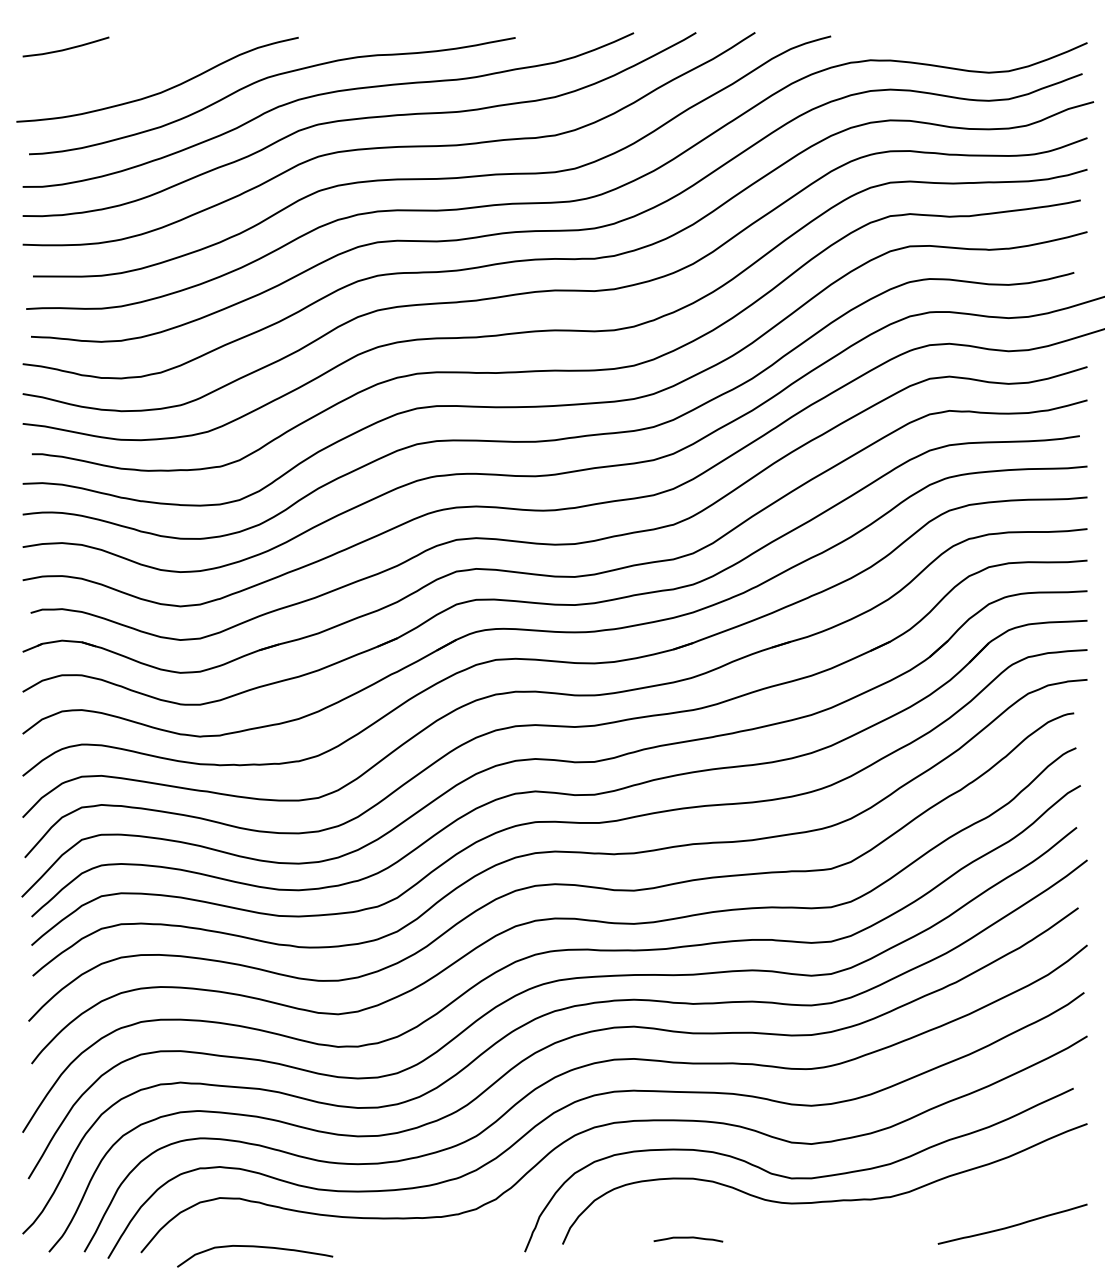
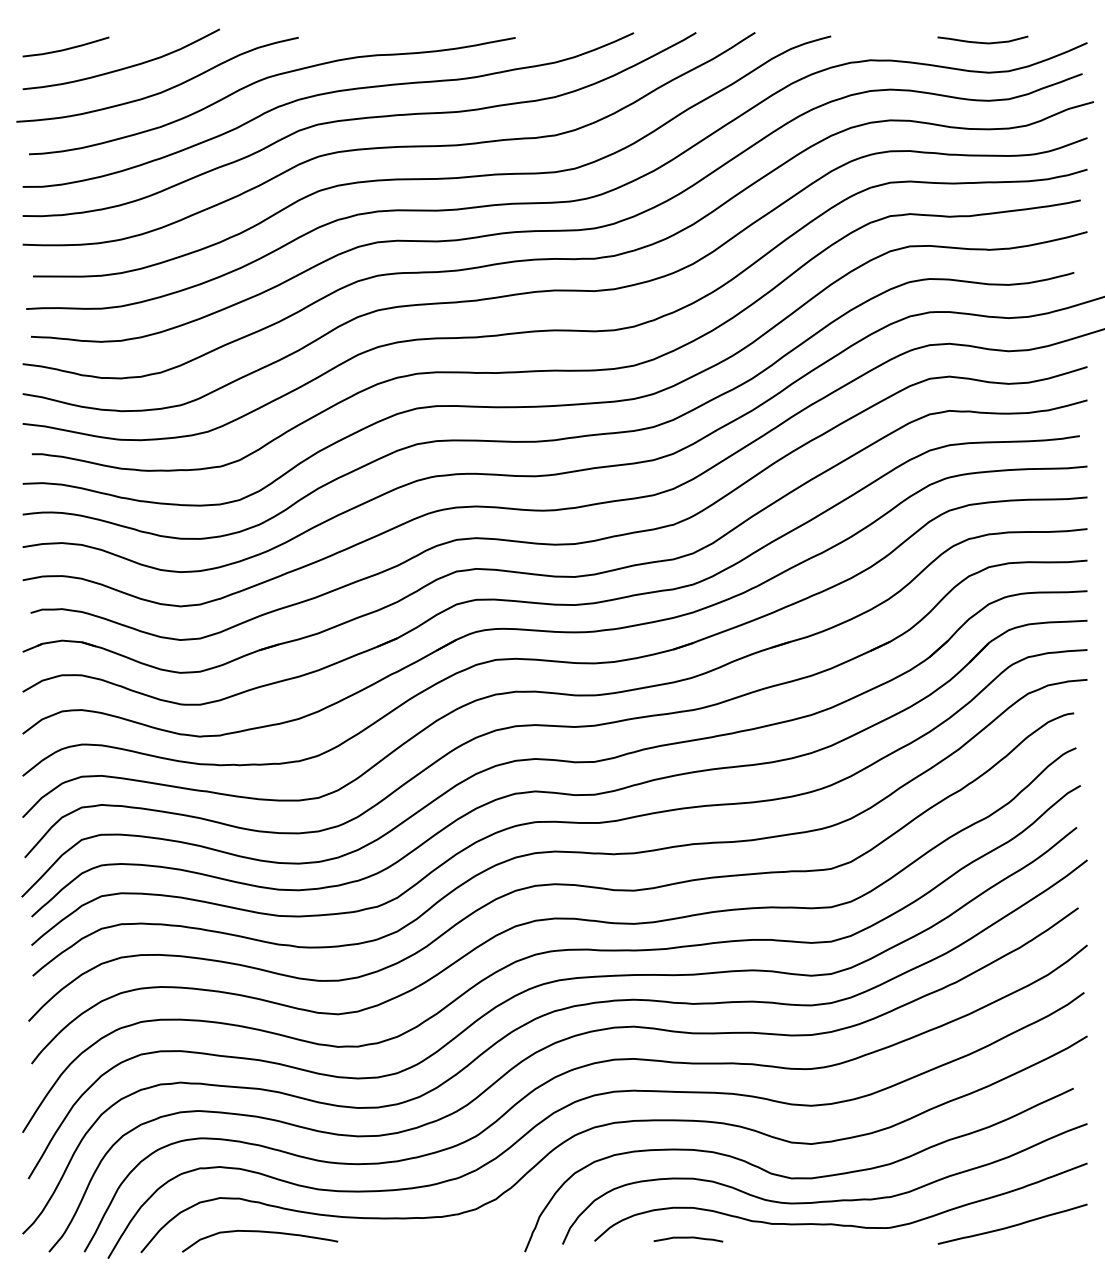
curve: none -> present (982, 42)
curve: none -> present (123, 67)
curve: none -> present (835, 1223)
curve position: (255, 1247) -> (260, 1232) (260, 1232)
